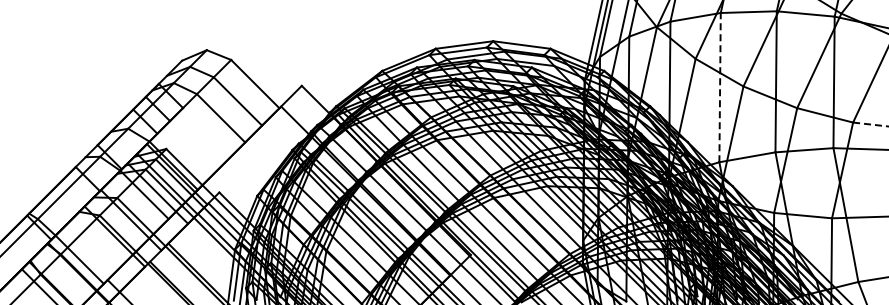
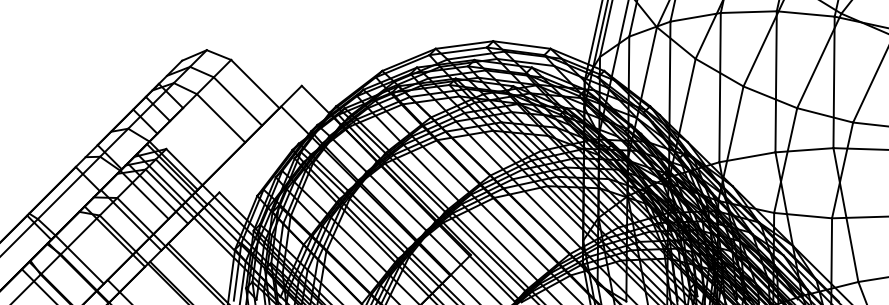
line: dashed -> solid (720, 87)
line: dashed -> solid (870, 124)
